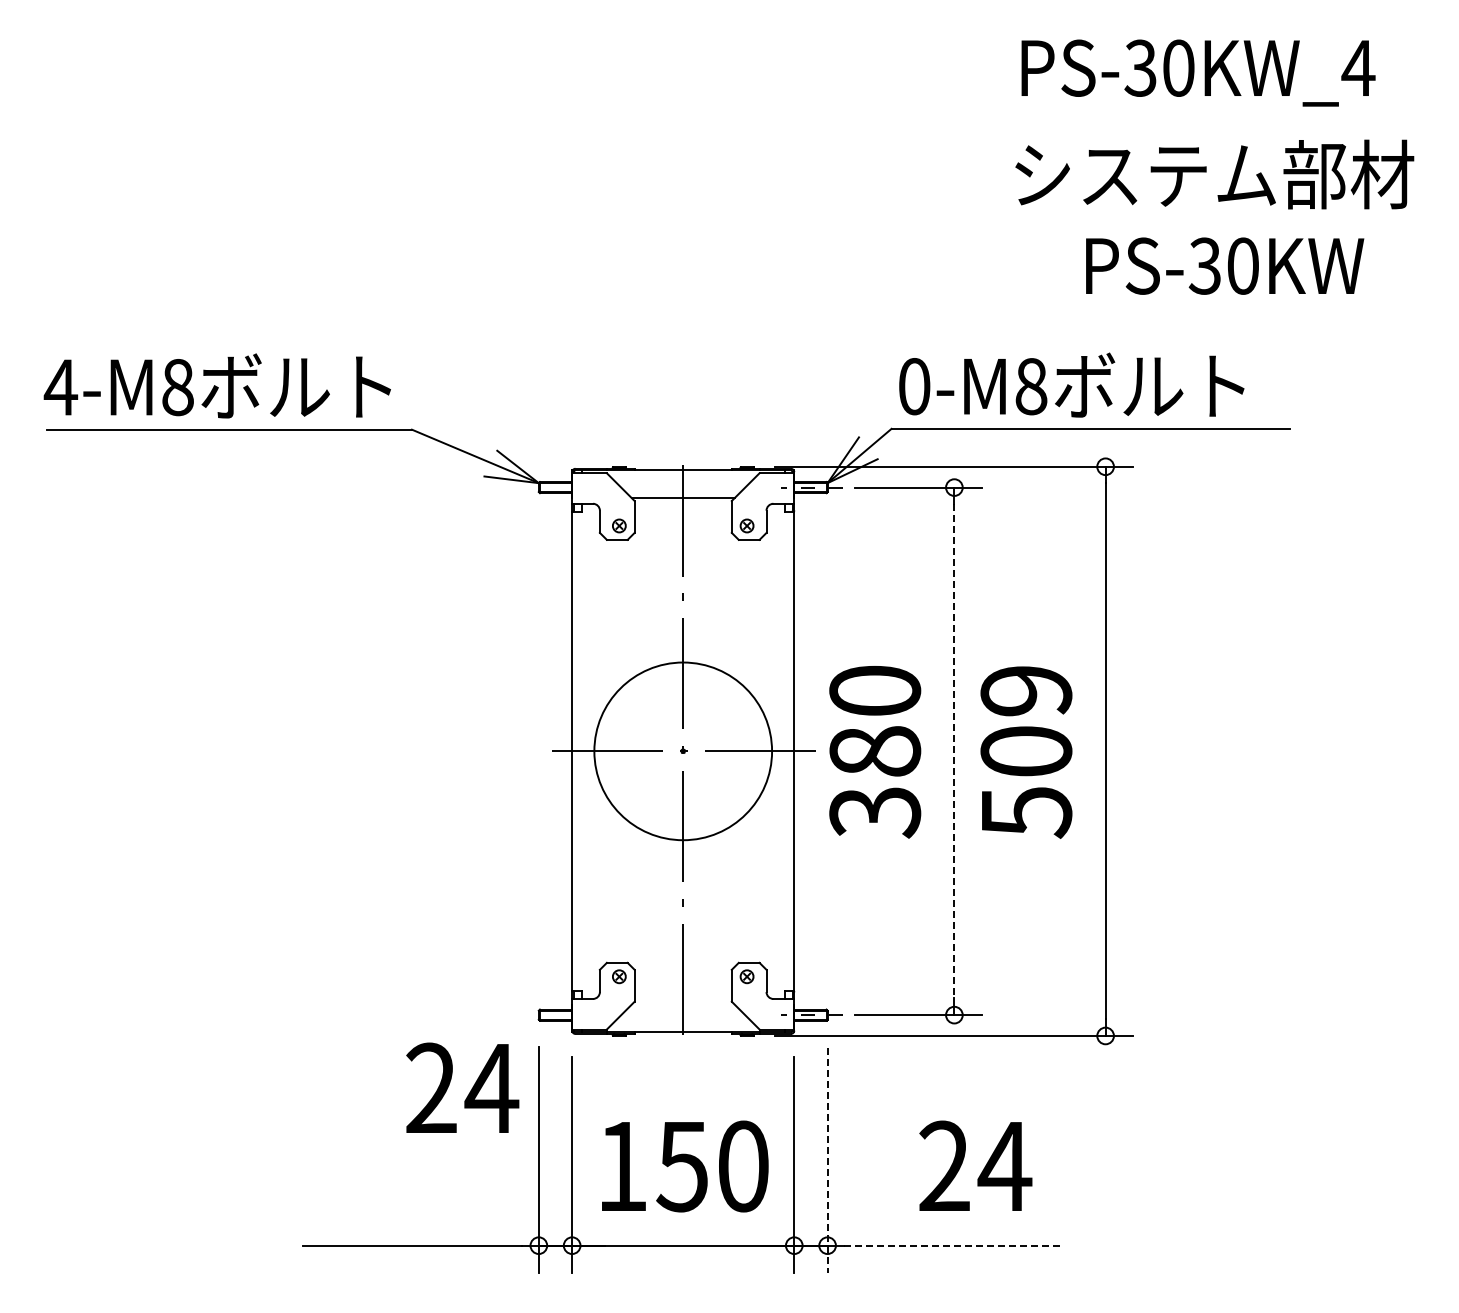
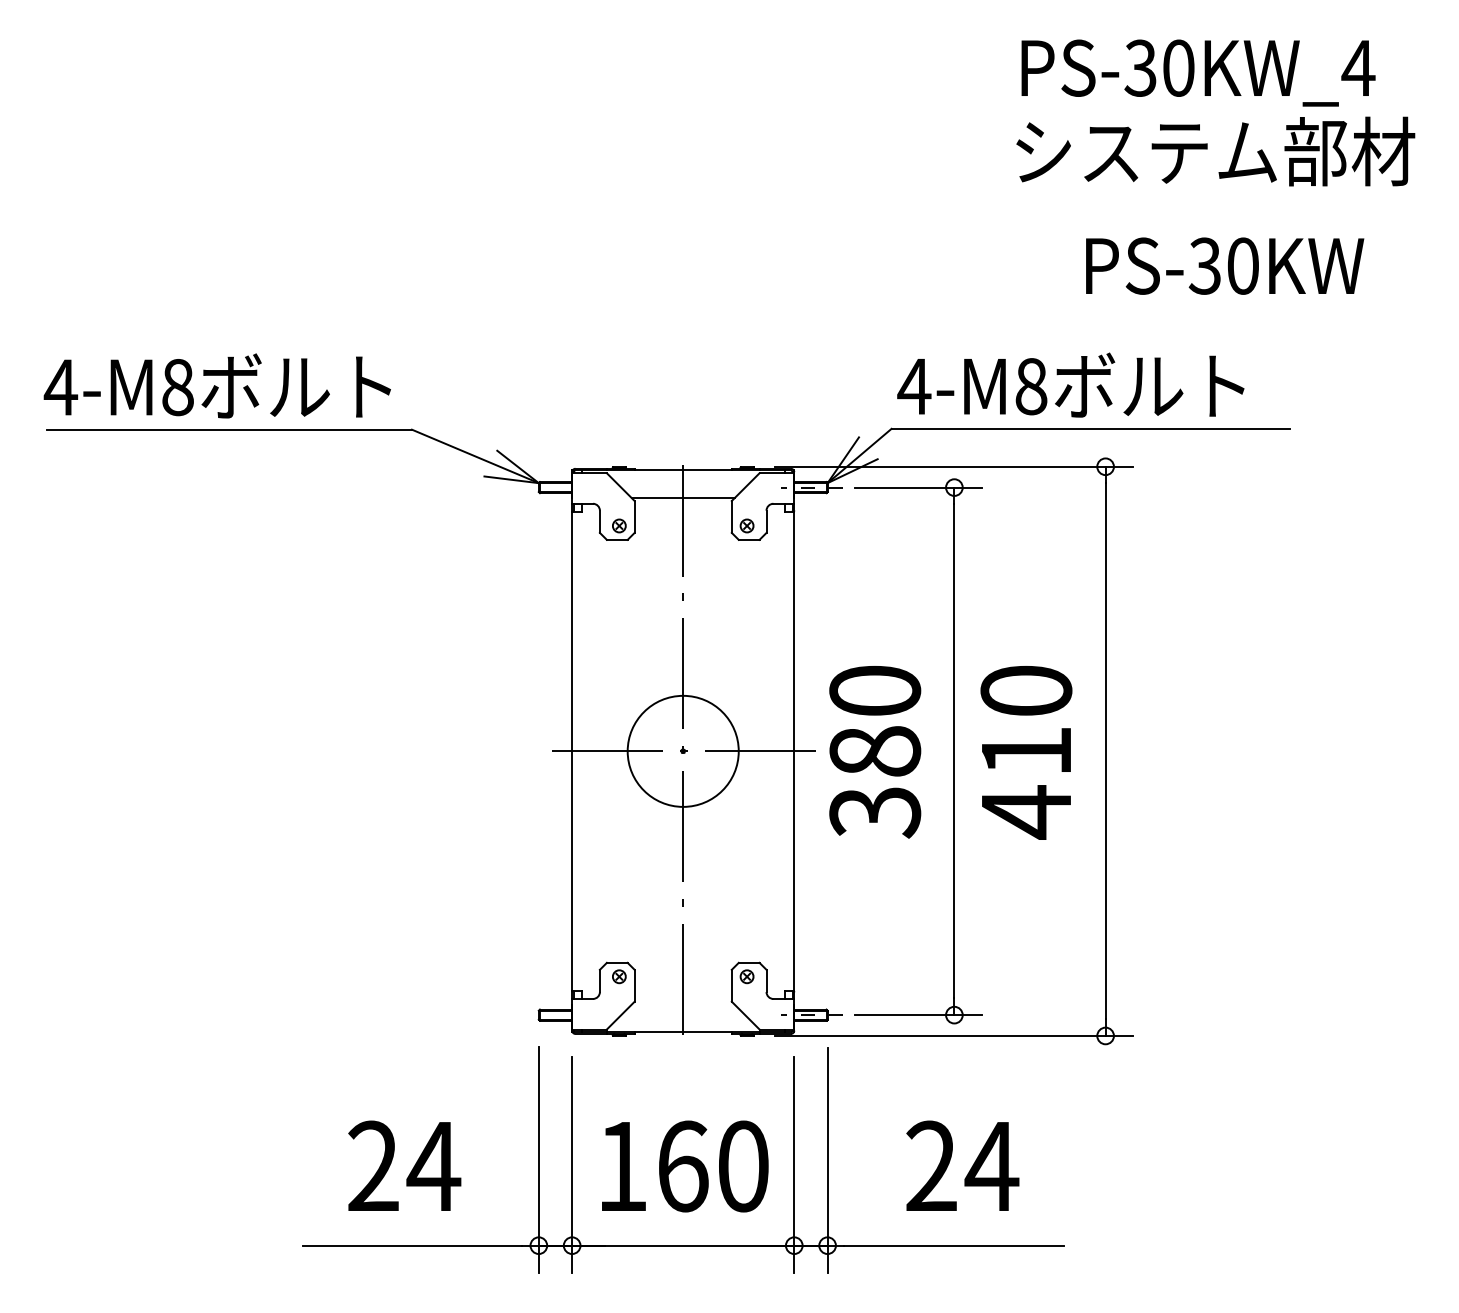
text position: (1214, 174) -> (1215, 151) (1215, 151)
text: 0-M8 -> 4-M8 (914, 386)
circle diameter: 178 px -> 111 px (682, 750)
line: dashed -> solid (954, 751)
text: 509 -> 410 (1026, 752)
text position: (462, 1087) -> (404, 1165) (404, 1165)
line: dashed -> solid (827, 1160)
text position: (975, 1165) -> (962, 1165) (962, 1165)
text: 150 -> 160 (682, 1166)
line: dashed -> solid (953, 1245)
